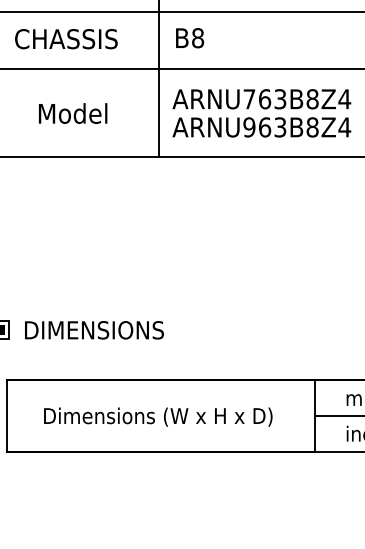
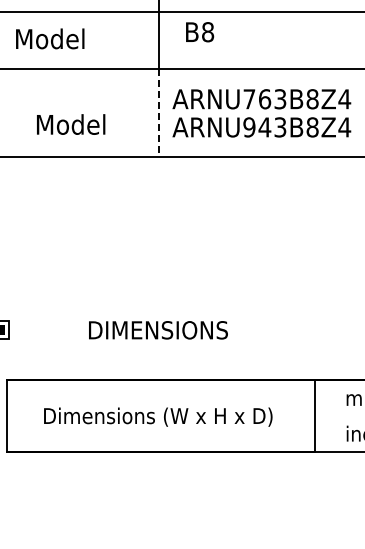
text: CHASSIS -> Model (66, 38)
text position: (190, 38) -> (200, 32) (200, 32)
text position: (73, 113) -> (71, 124) (71, 124)
line: solid -> dashed (159, 113)
text: ARNU963B8Z4 -> ARNU943B8Z4 (264, 127)
text position: (94, 330) -> (158, 330) (158, 330)
line: present -> none (337, 416)
